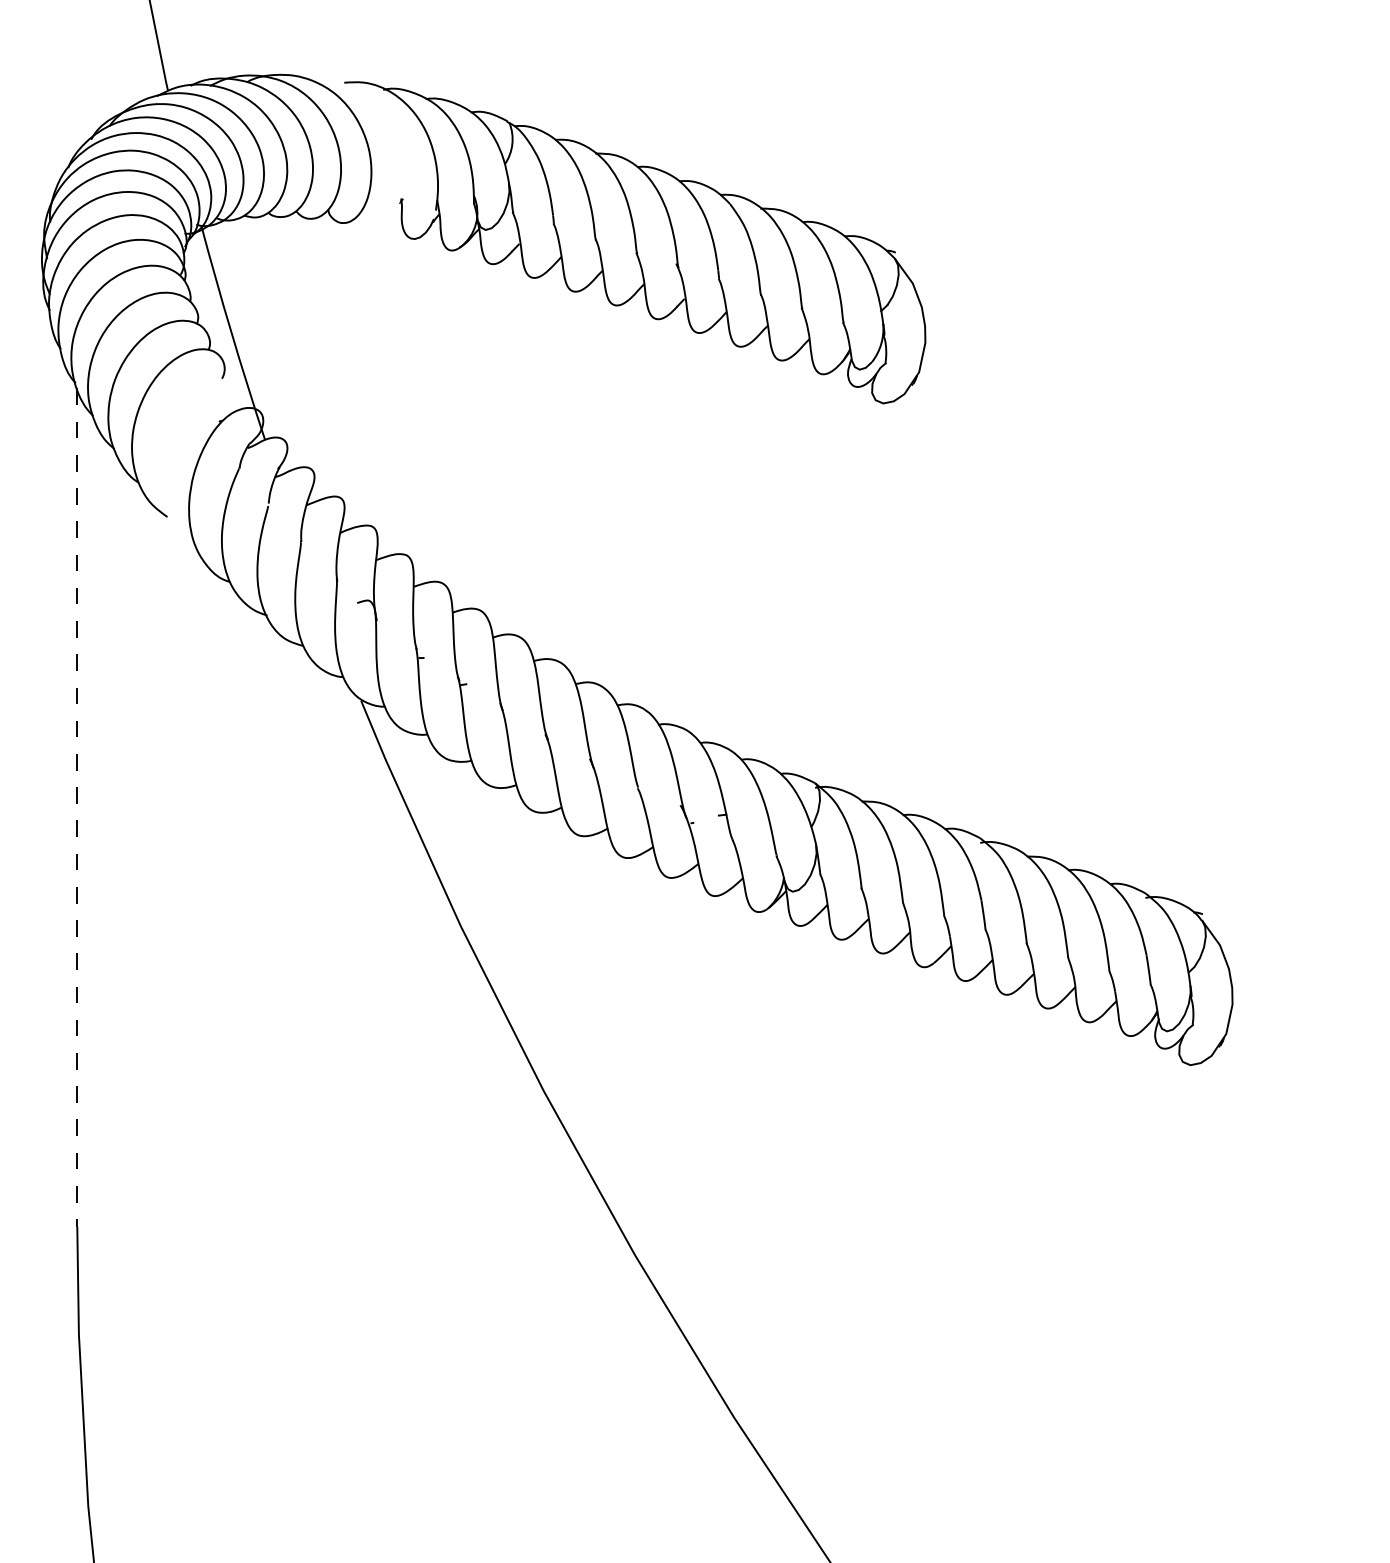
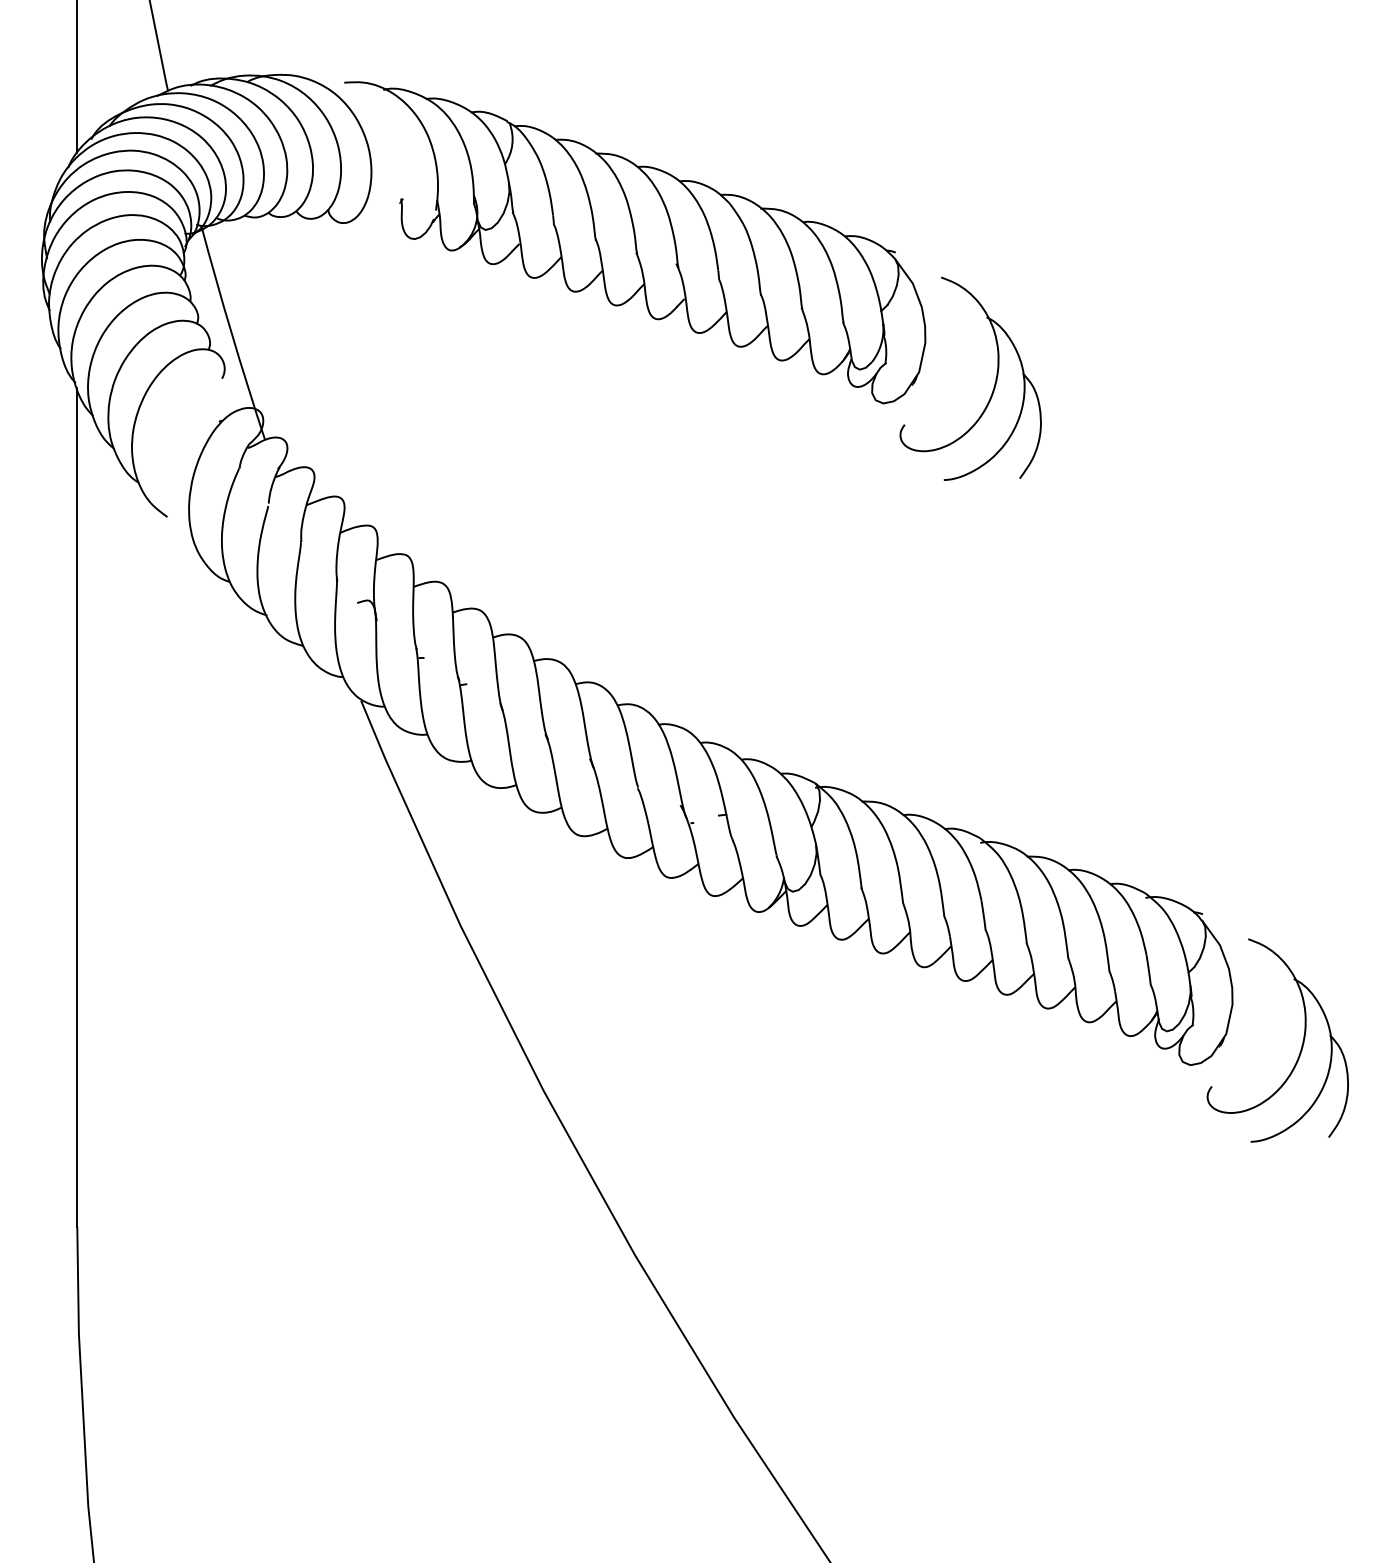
line: none -> present (77, 77)
part: none -> present (994, 383)
line: dashed -> solid (77, 808)
part: none -> present (1301, 1045)
